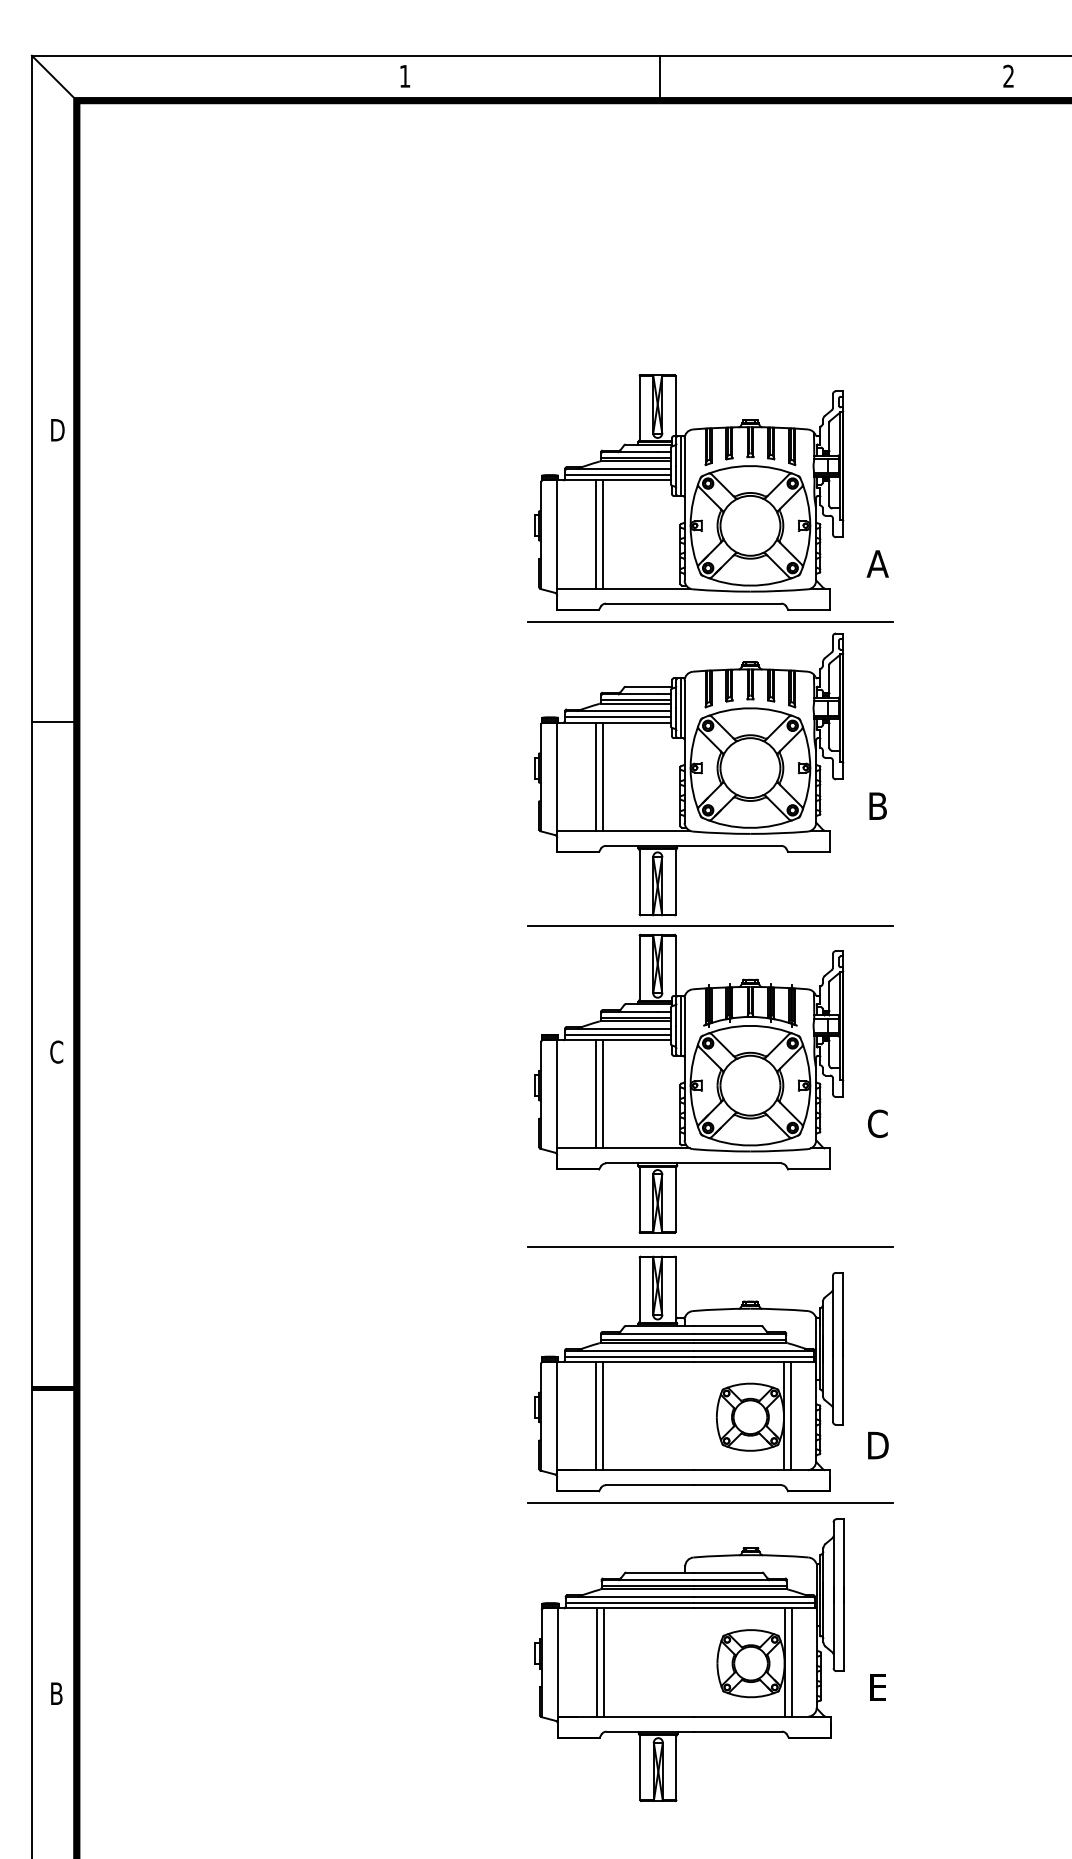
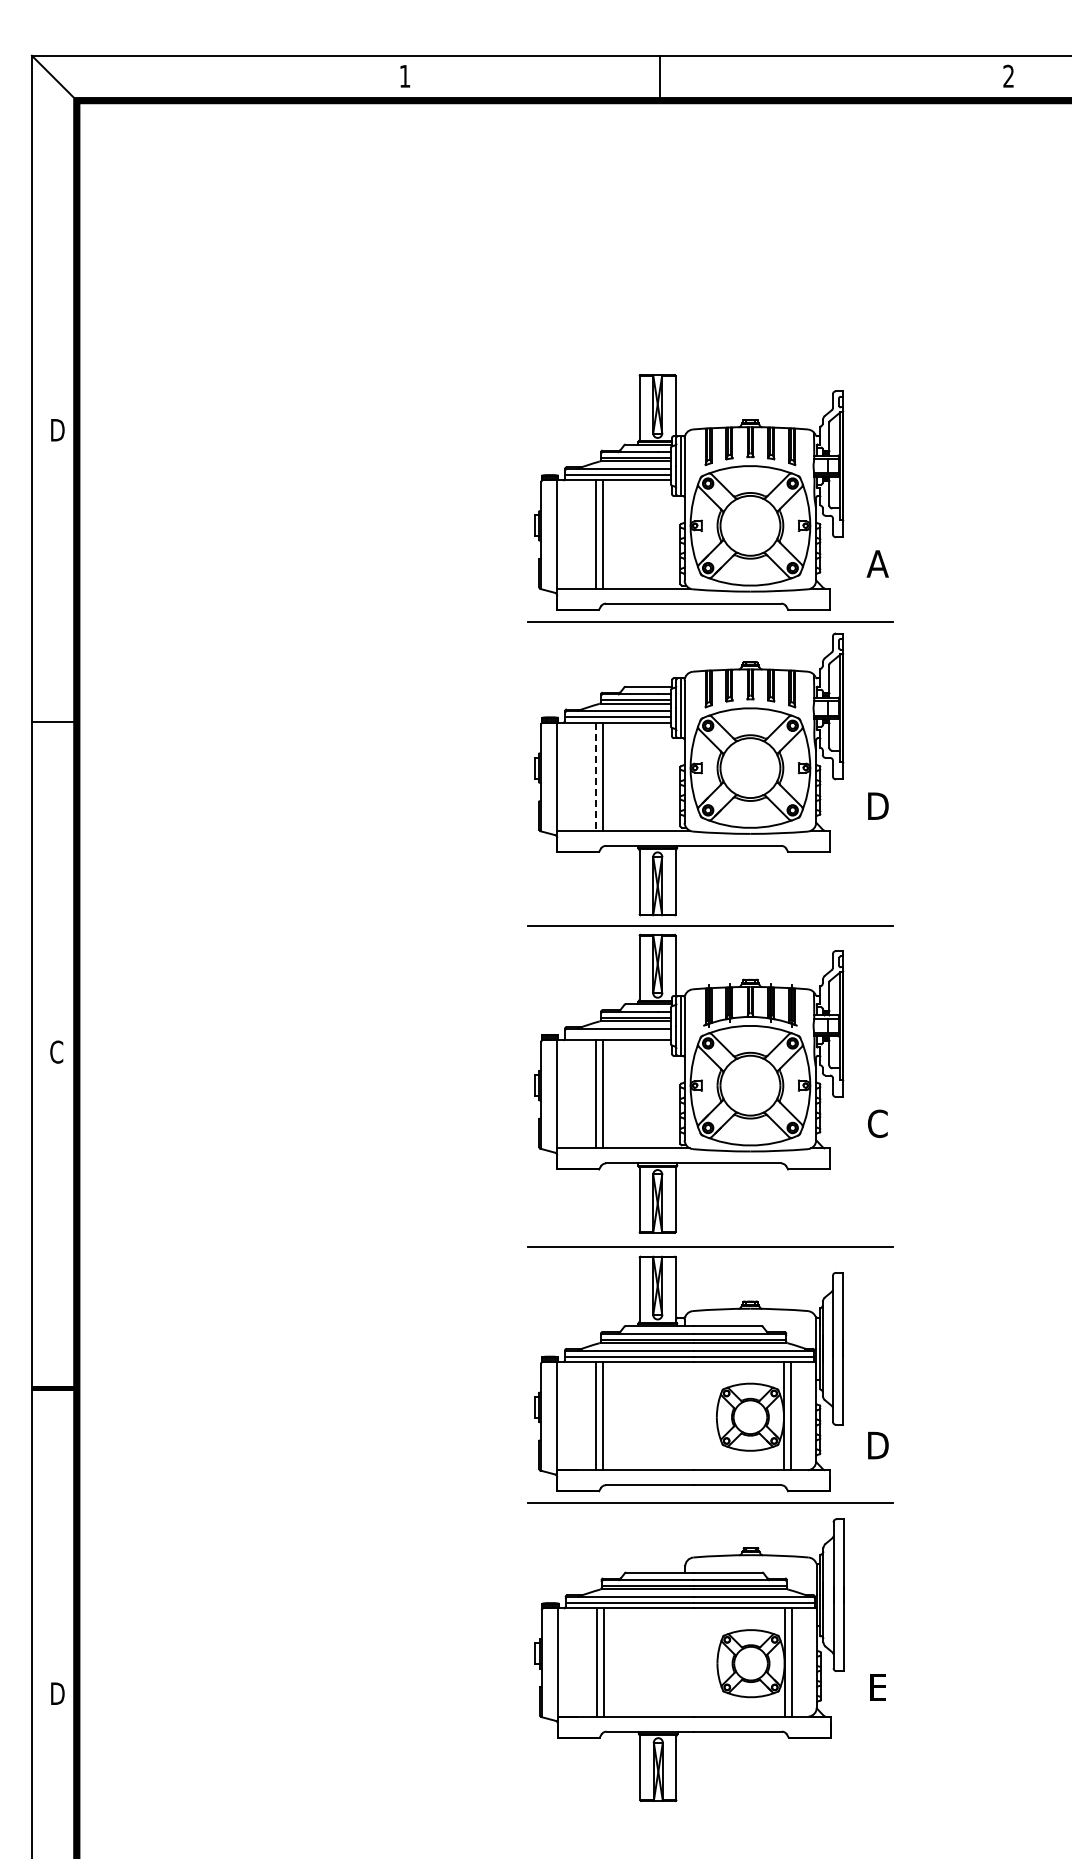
line: solid -> dashed (596, 777)
text: B -> D (878, 805)
line: present -> none (617, 1034)
text: B -> D (58, 1693)
